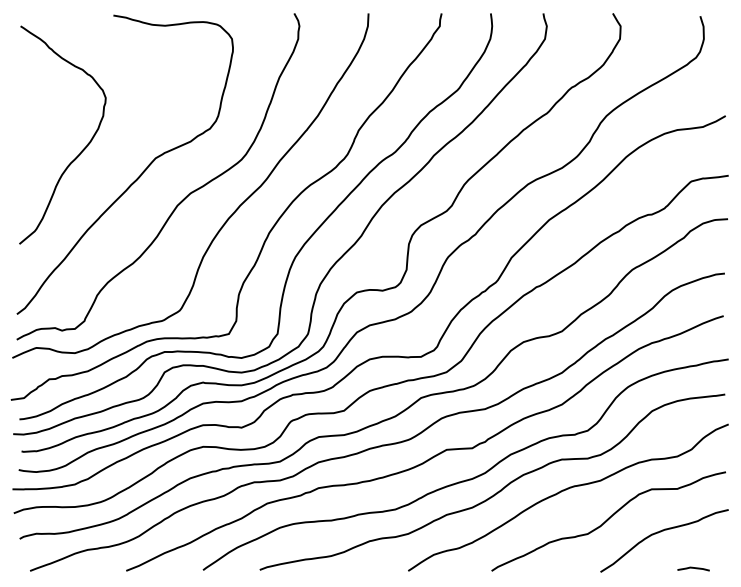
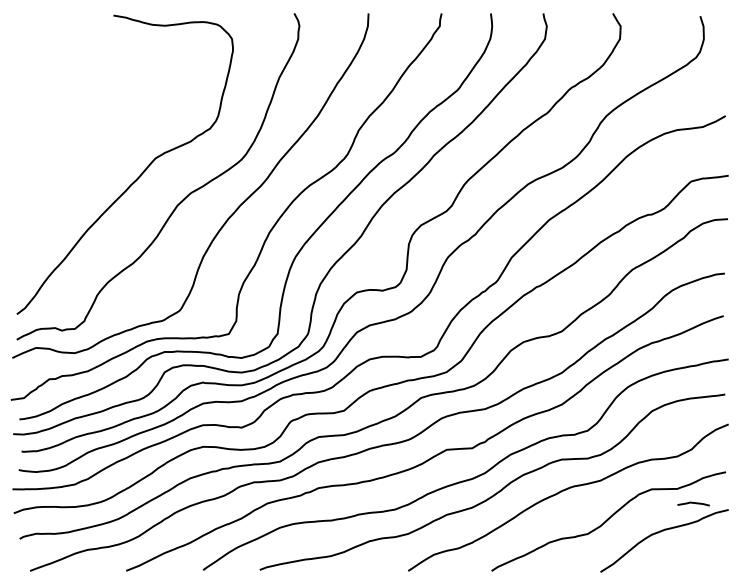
curve: present -> none (81, 150)
curve position: (693, 568) -> (693, 503) (693, 503)
